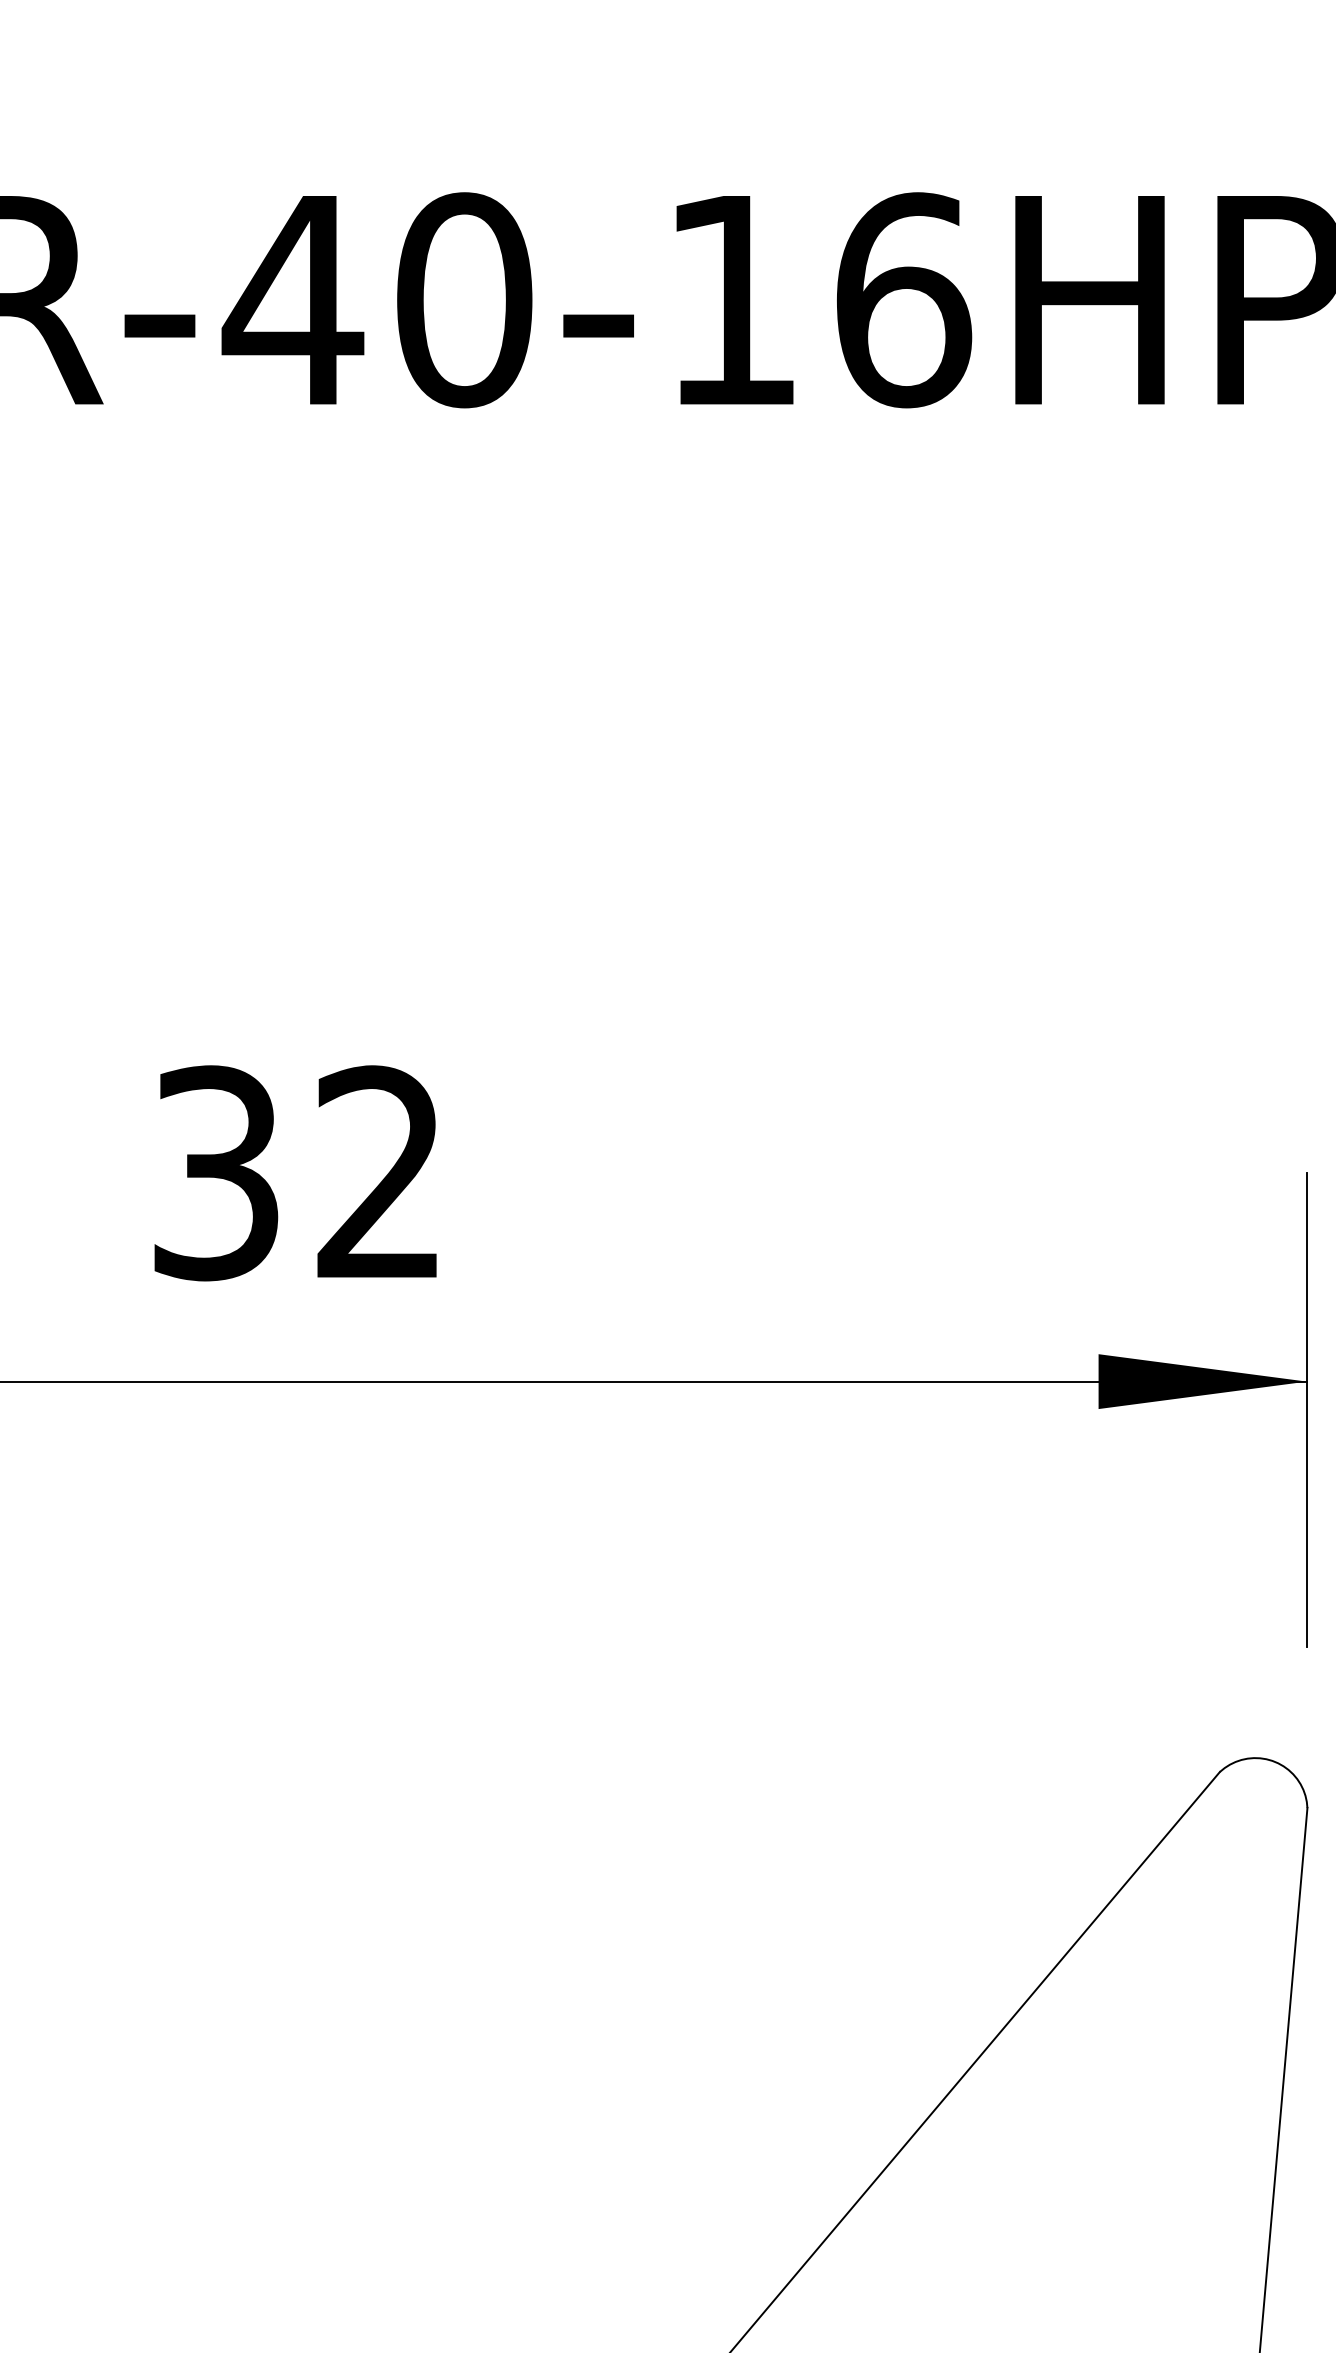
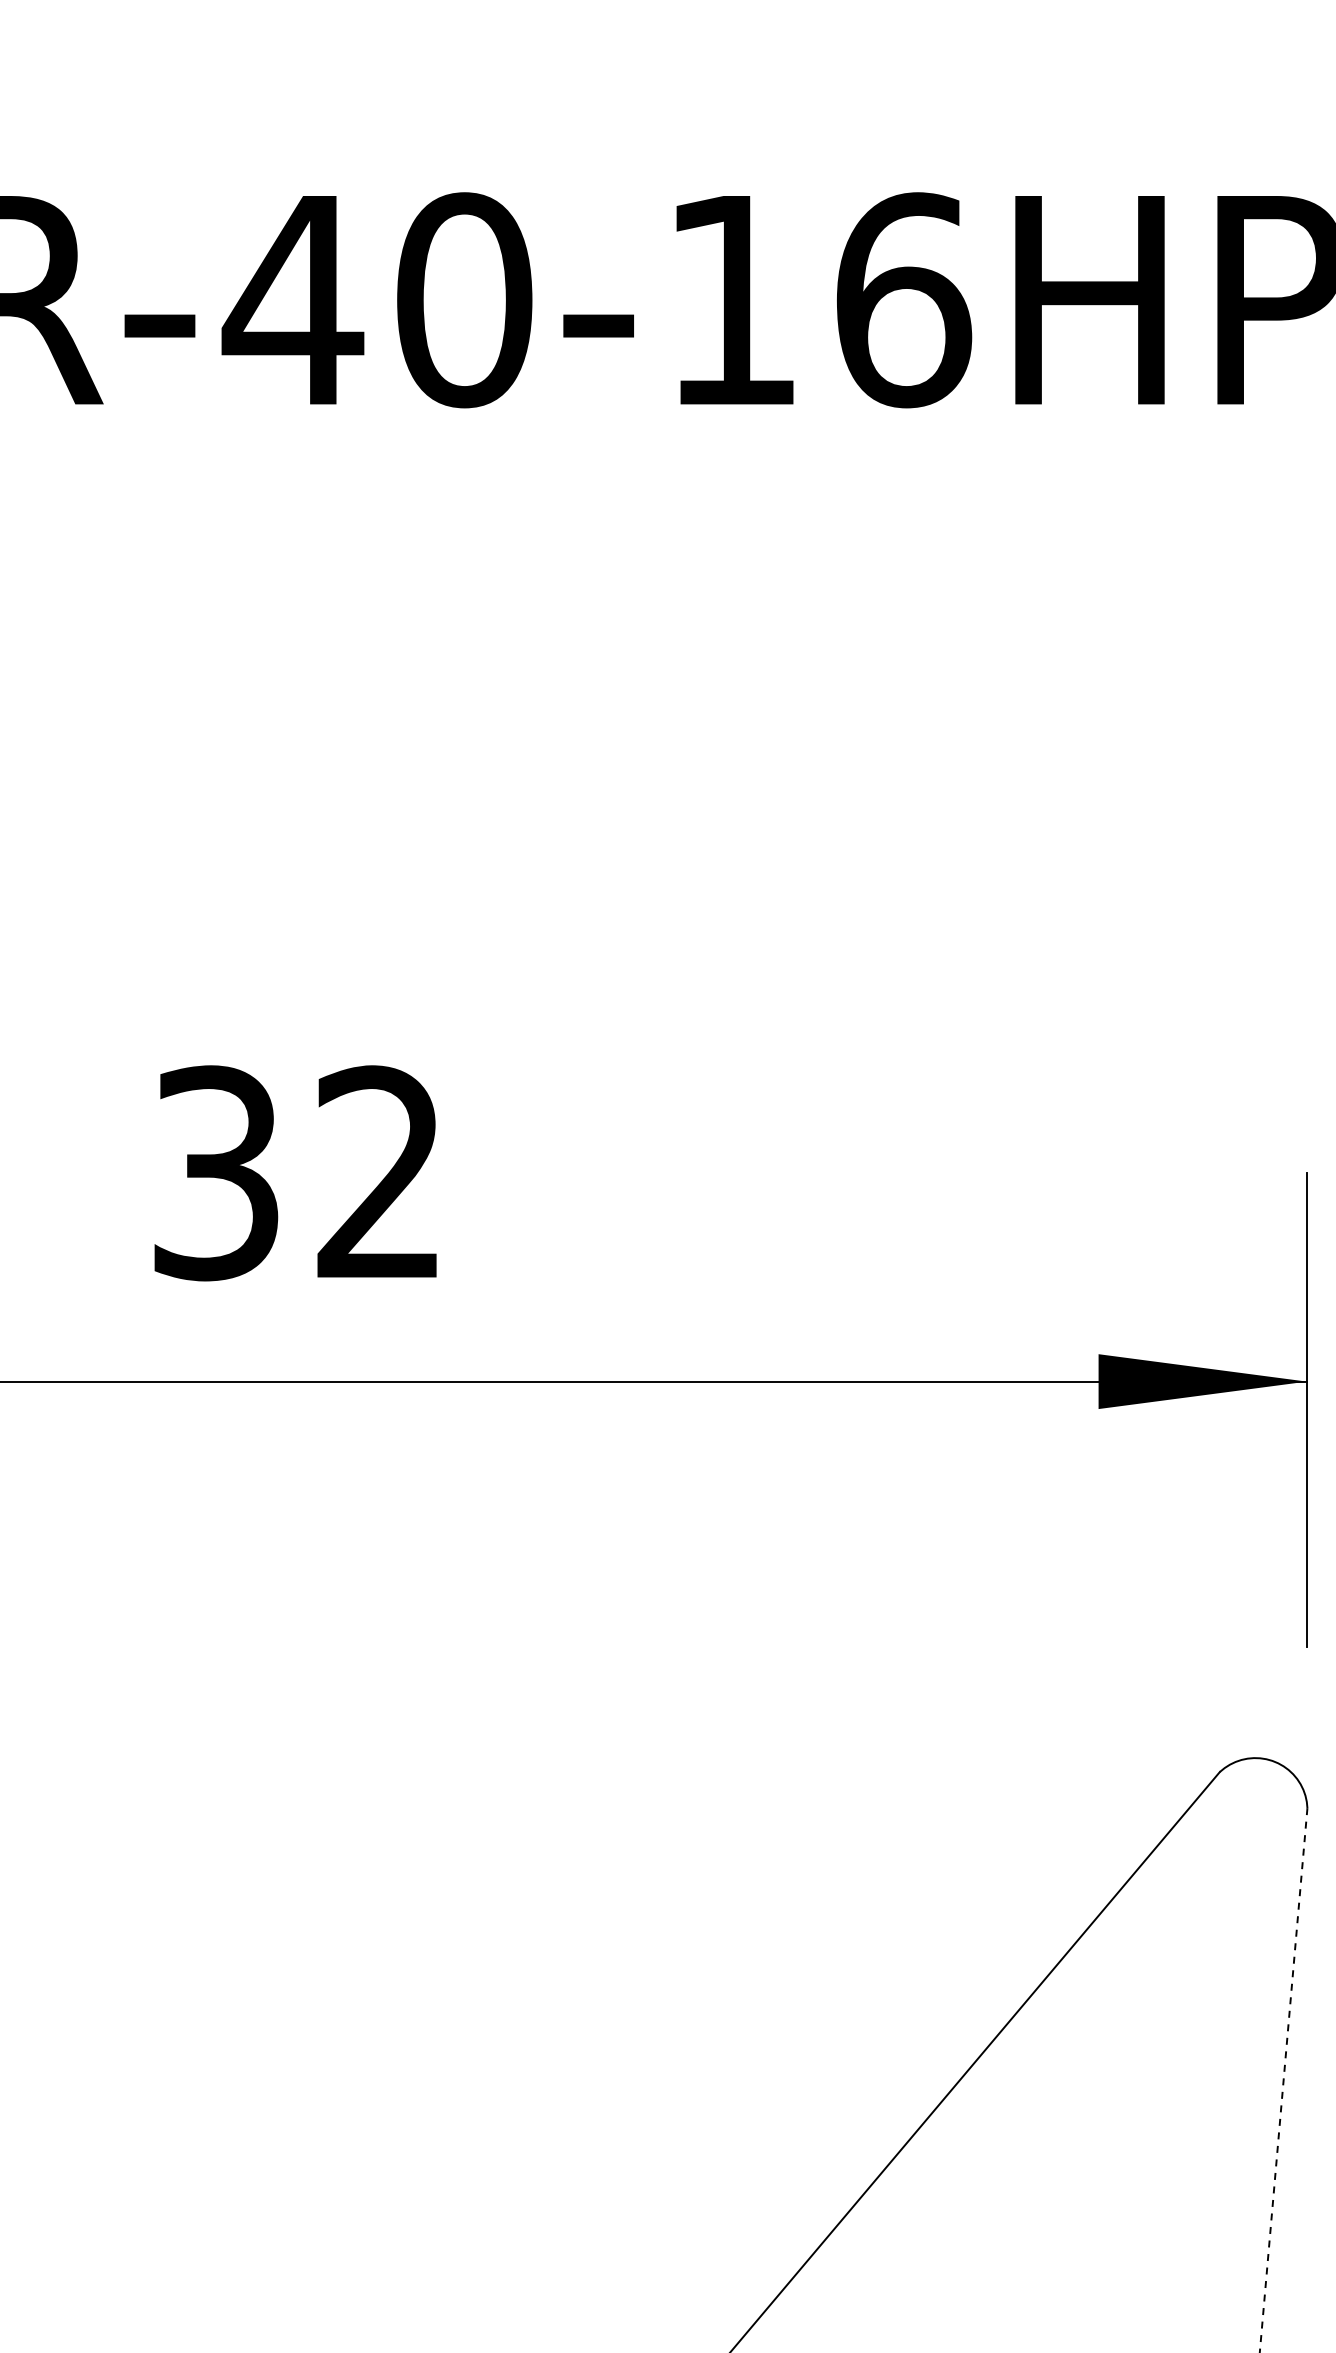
line: solid -> dashed (1283, 2080)
